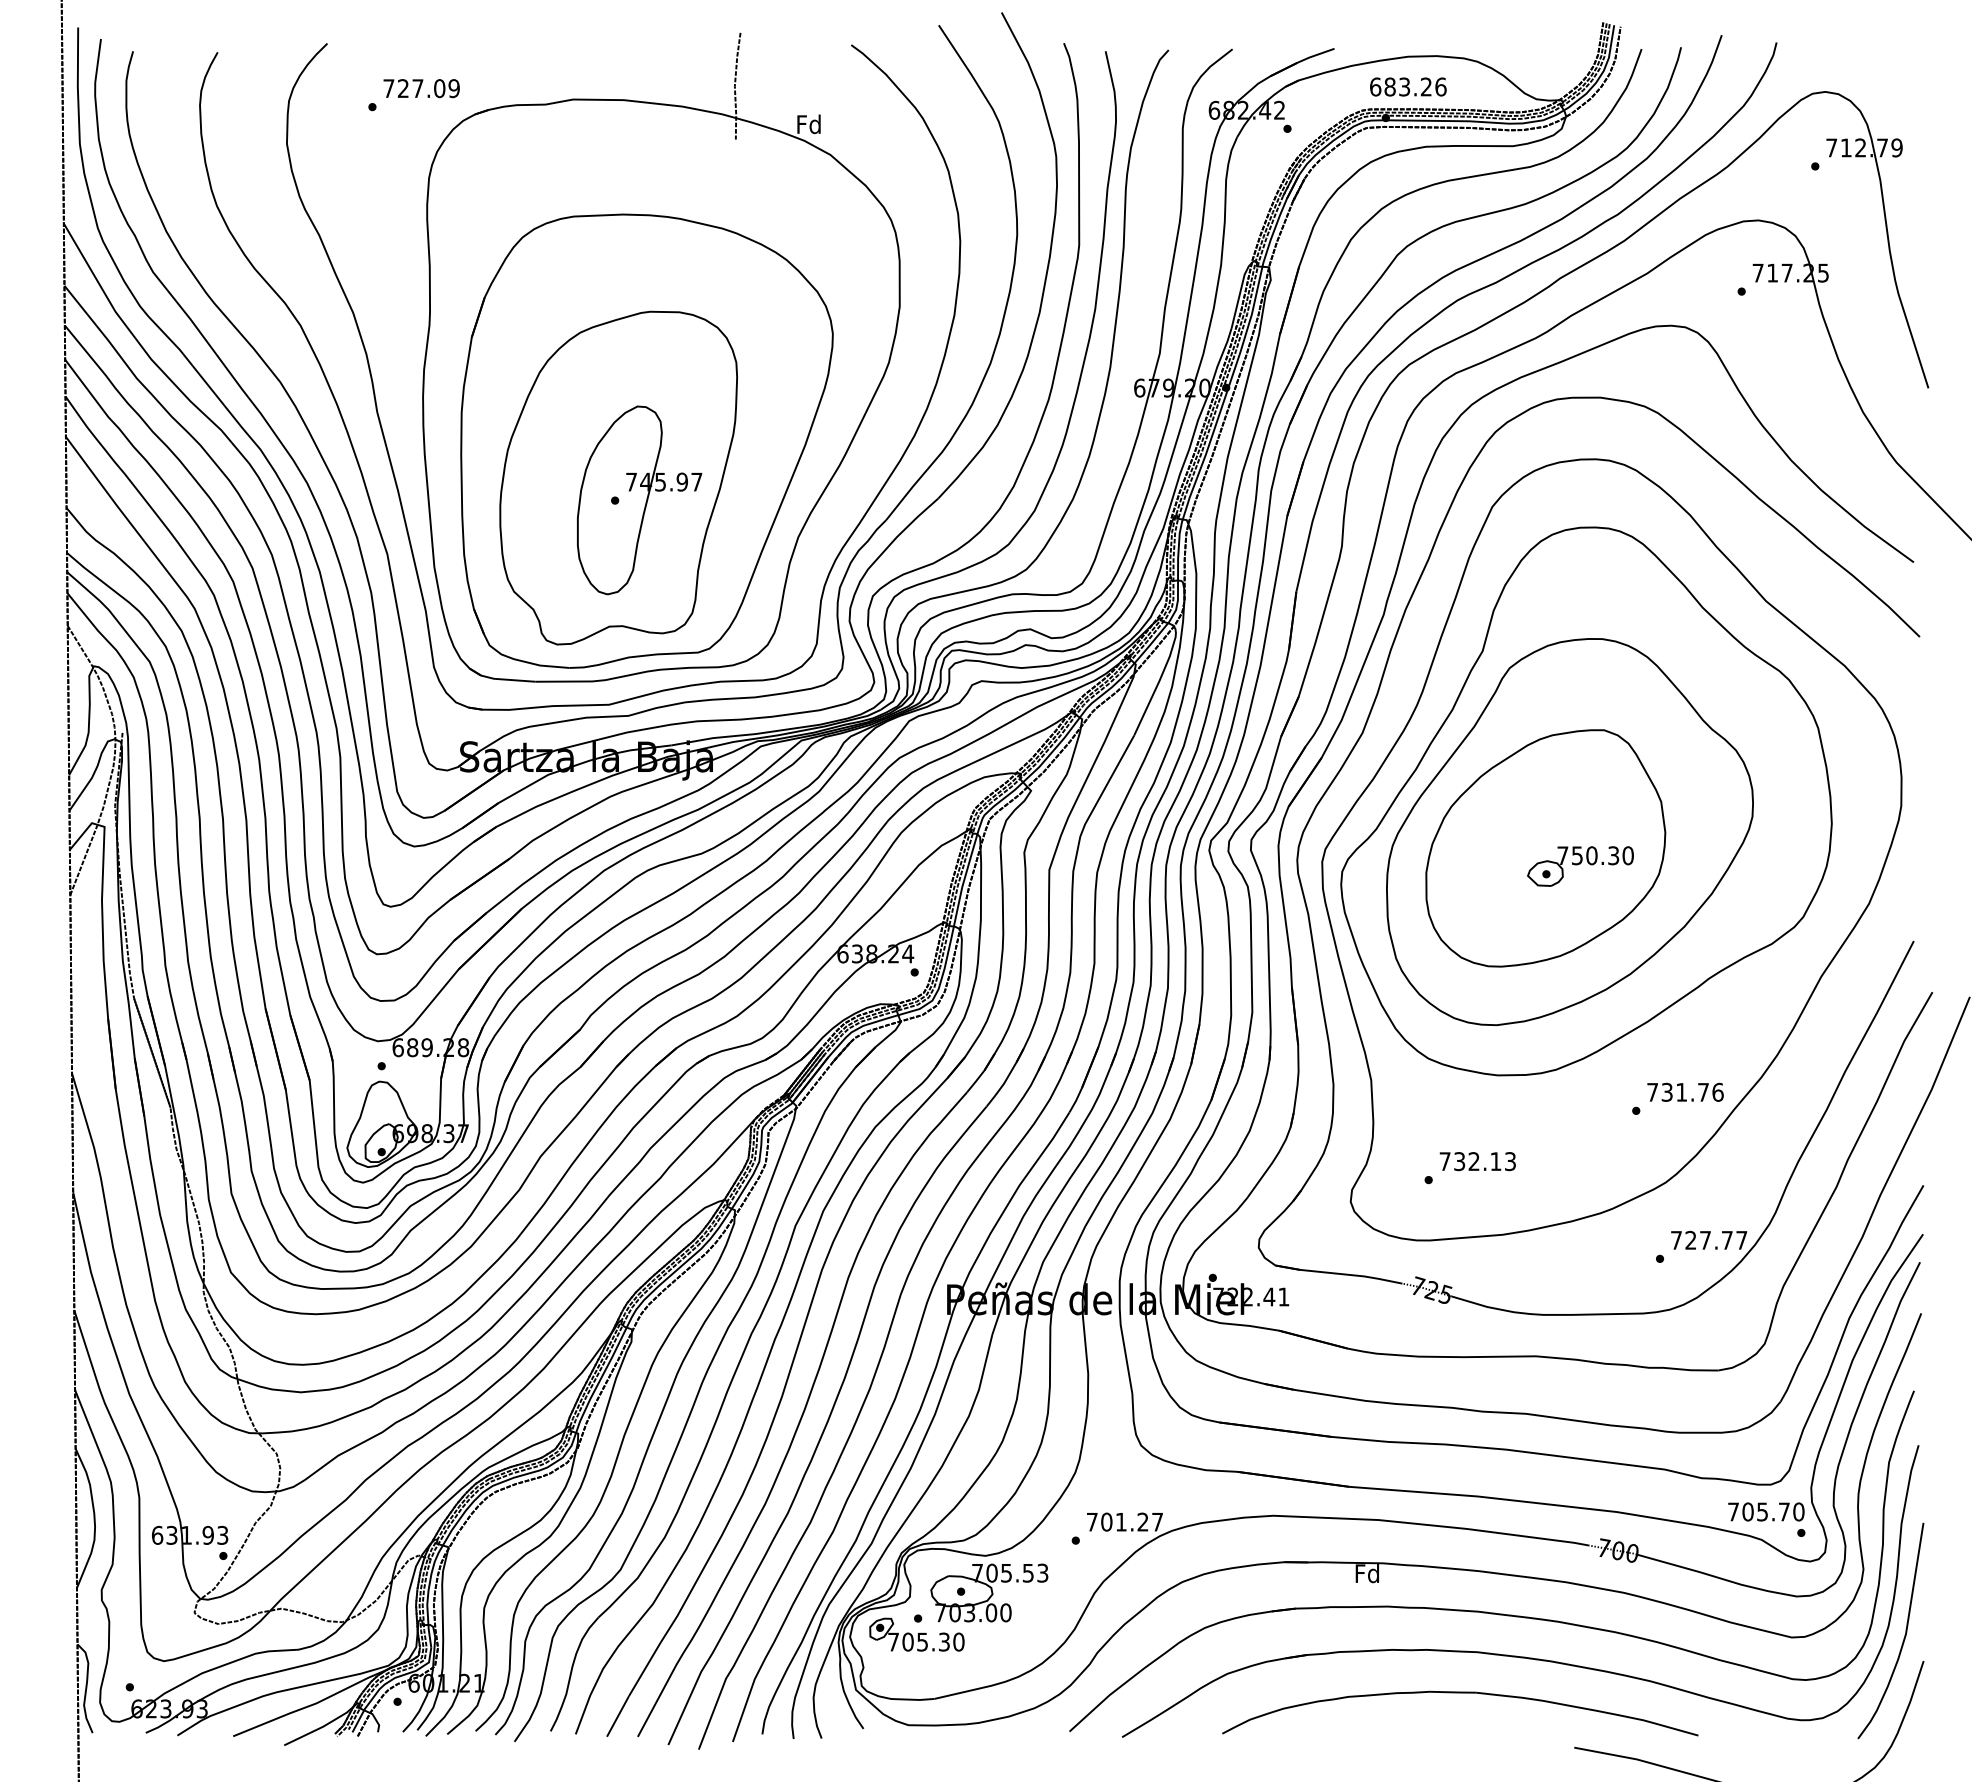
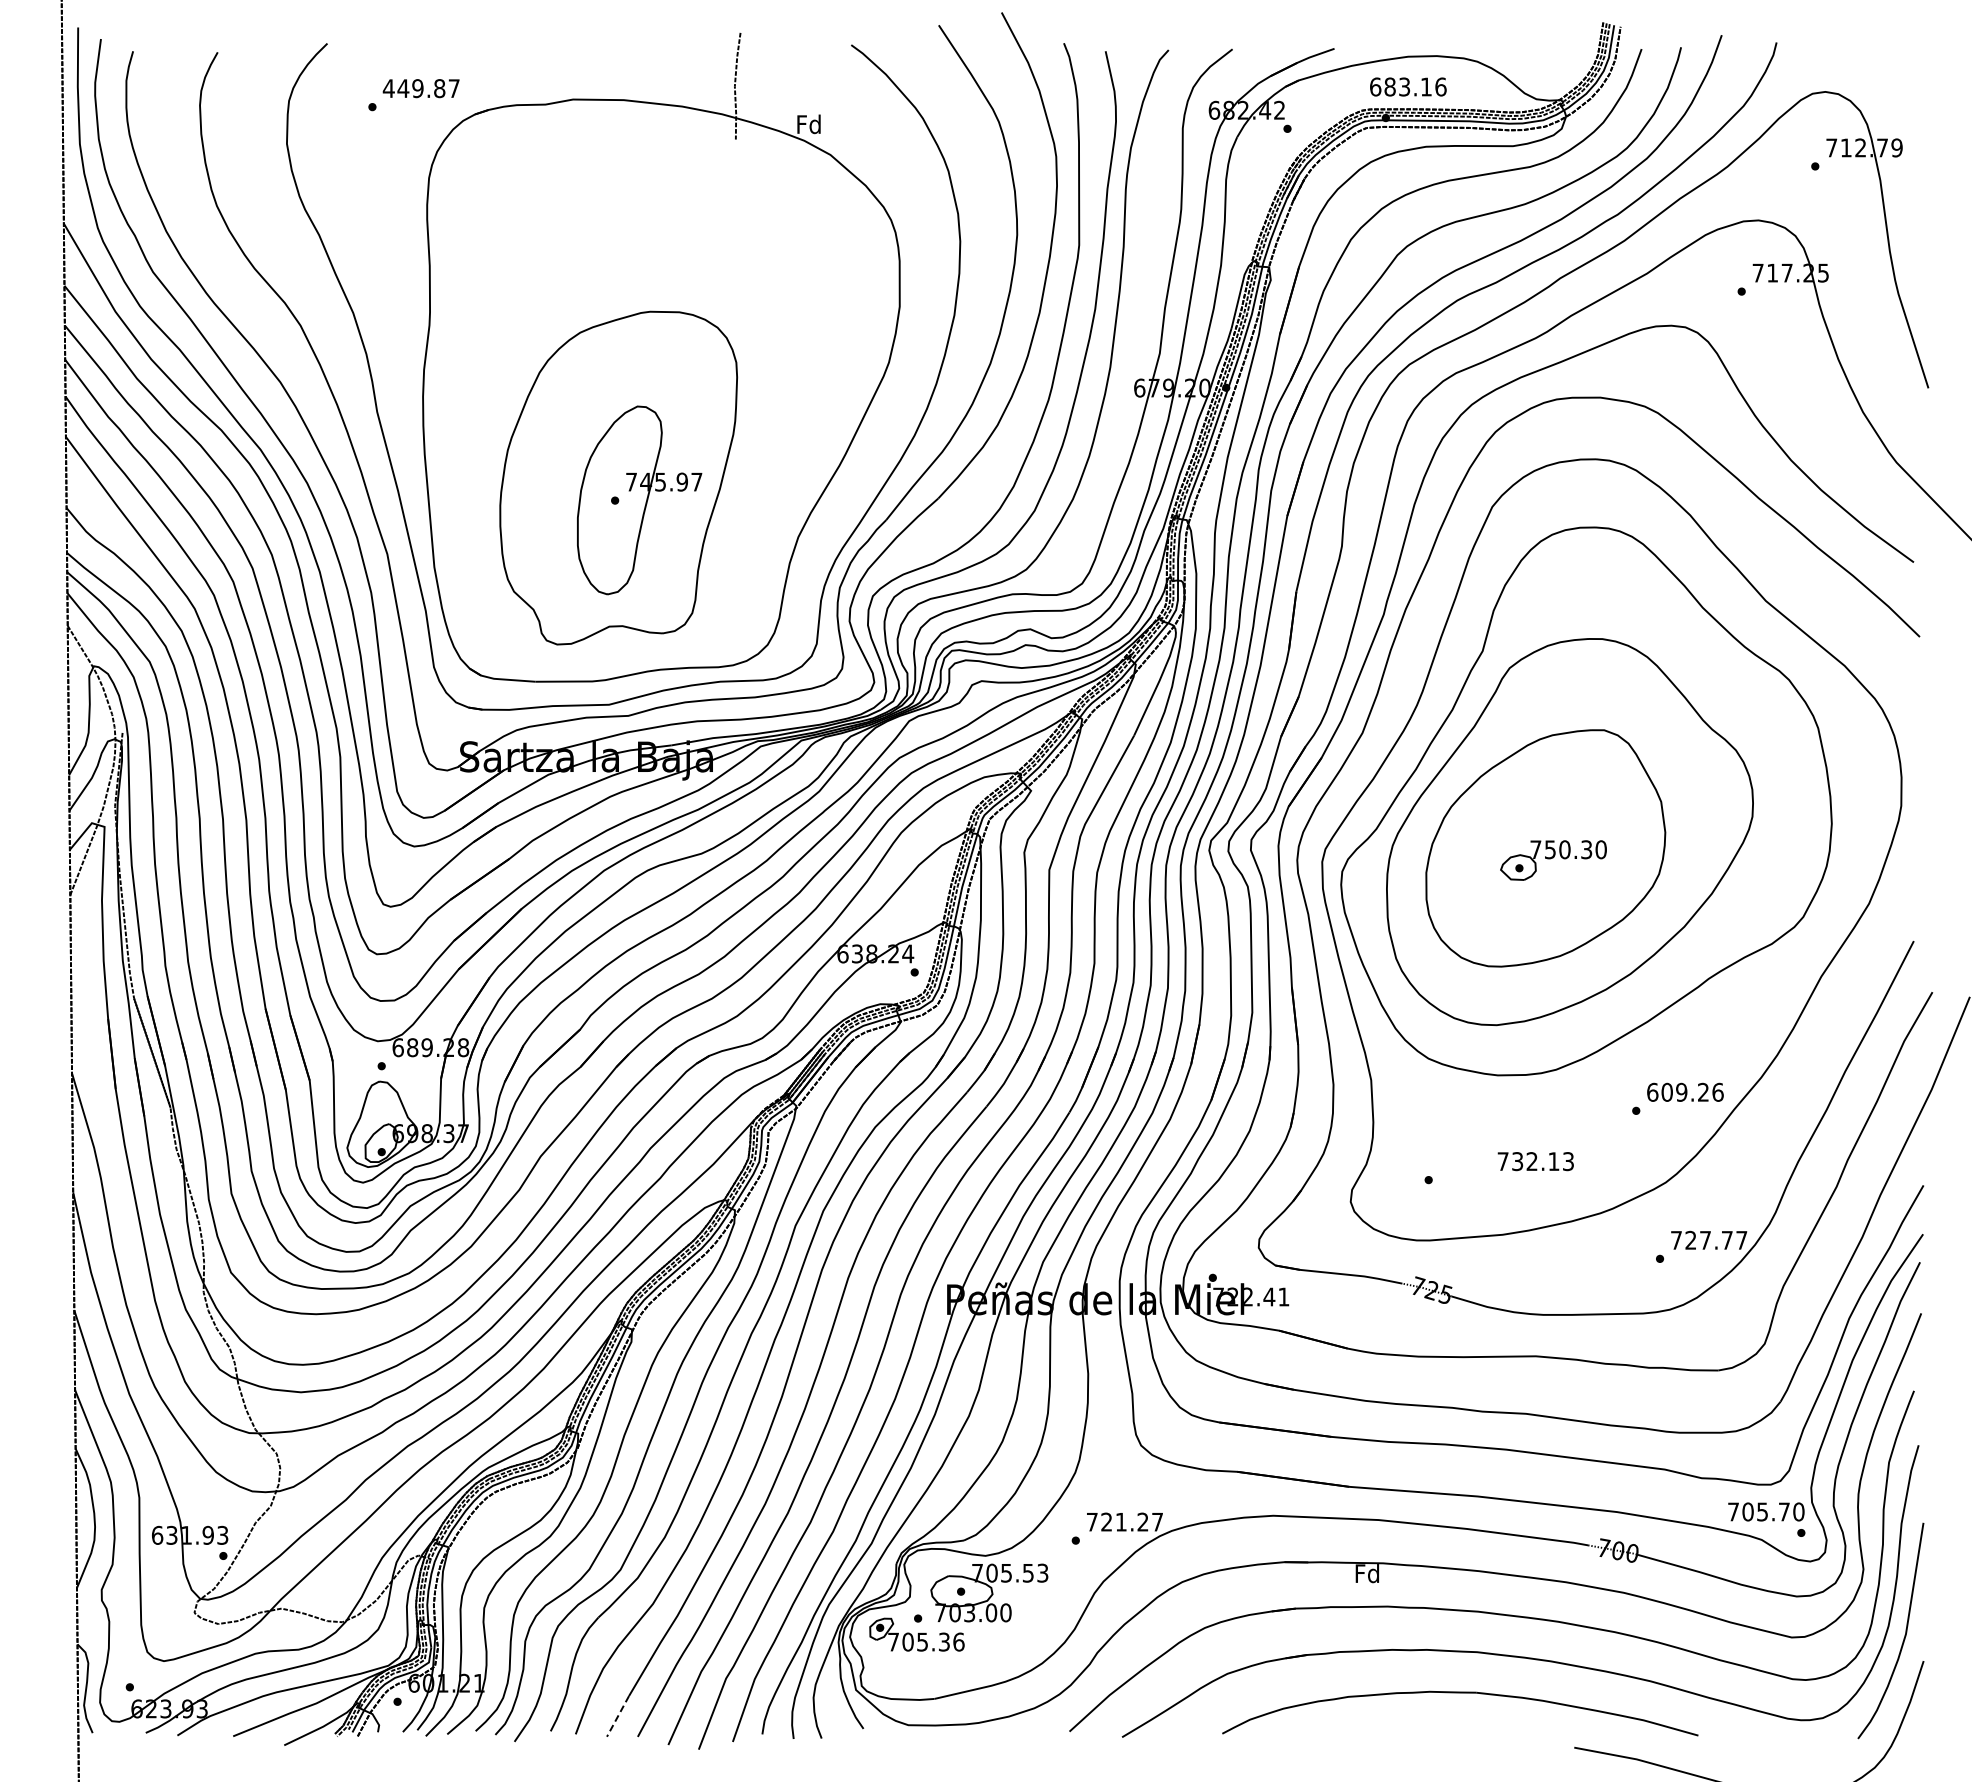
text: 683.26 -> 683.16 (1425, 86)
text: 727.09 -> 449.87 (420, 88)
part: present -> none (646, 440)
part position: (1580, 866) -> (1553, 860) (1553, 860)
text: 731.76 -> 609.26 (1677, 1091)
text position: (1477, 1161) -> (1535, 1161) (1535, 1161)
text: 701.27 -> 721.27 (1106, 1521)
text: 705.30 -> 705.36 (958, 1641)
line: solid -> dashed (617, 1716)
